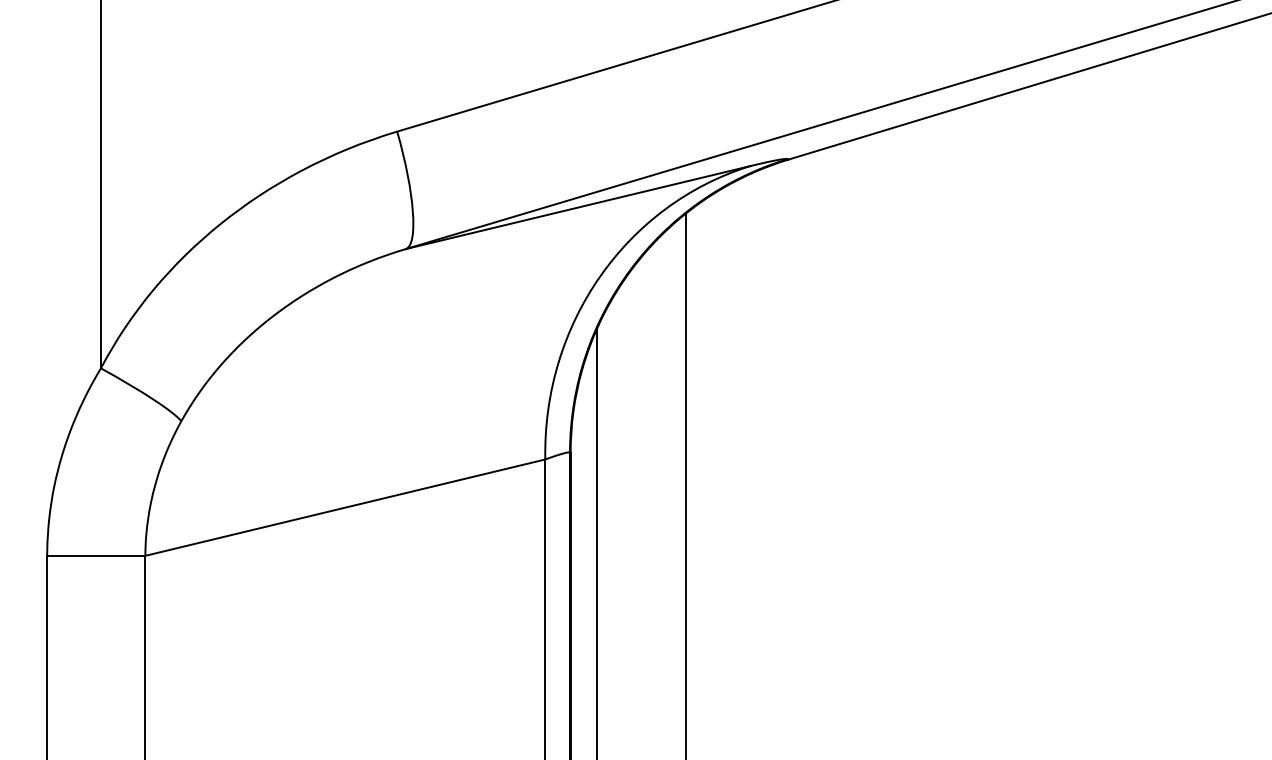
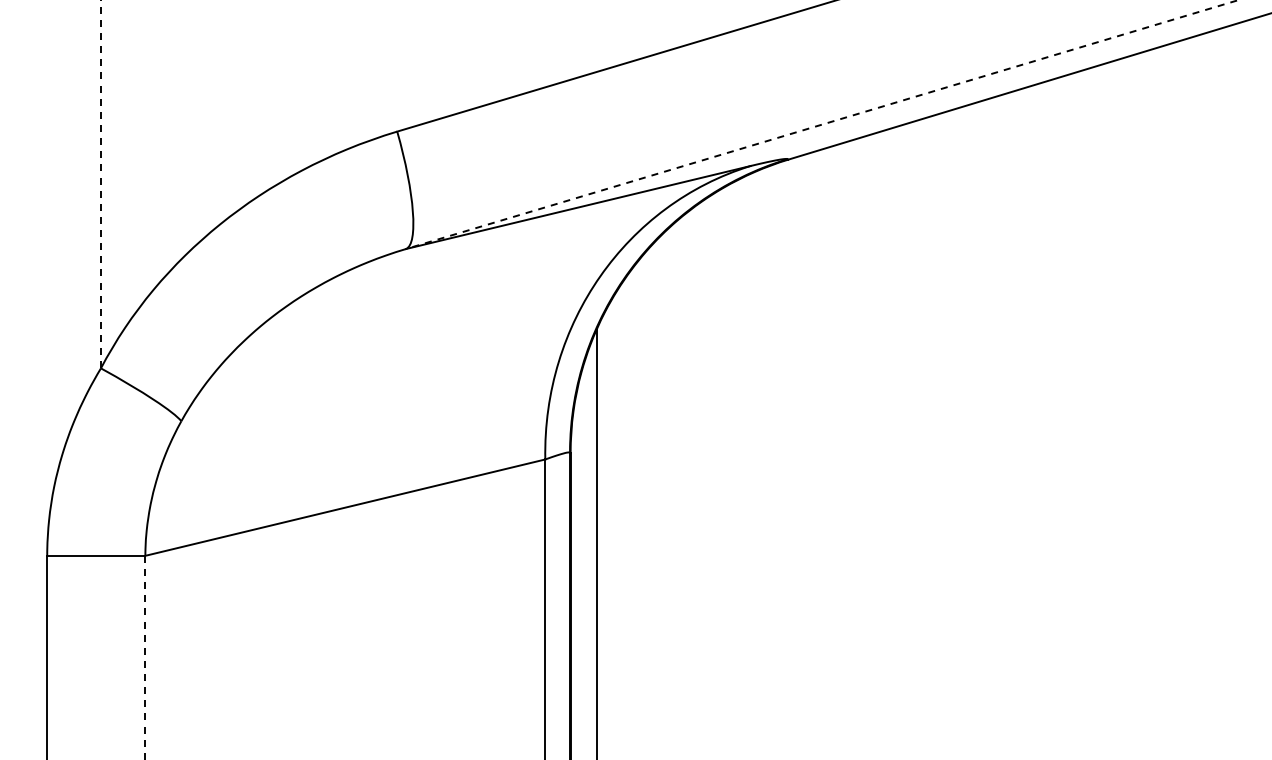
line: solid -> dashed (822, 124)
line: solid -> dashed (100, 184)
line: present -> none (685, 484)
line: solid -> dashed (145, 657)
